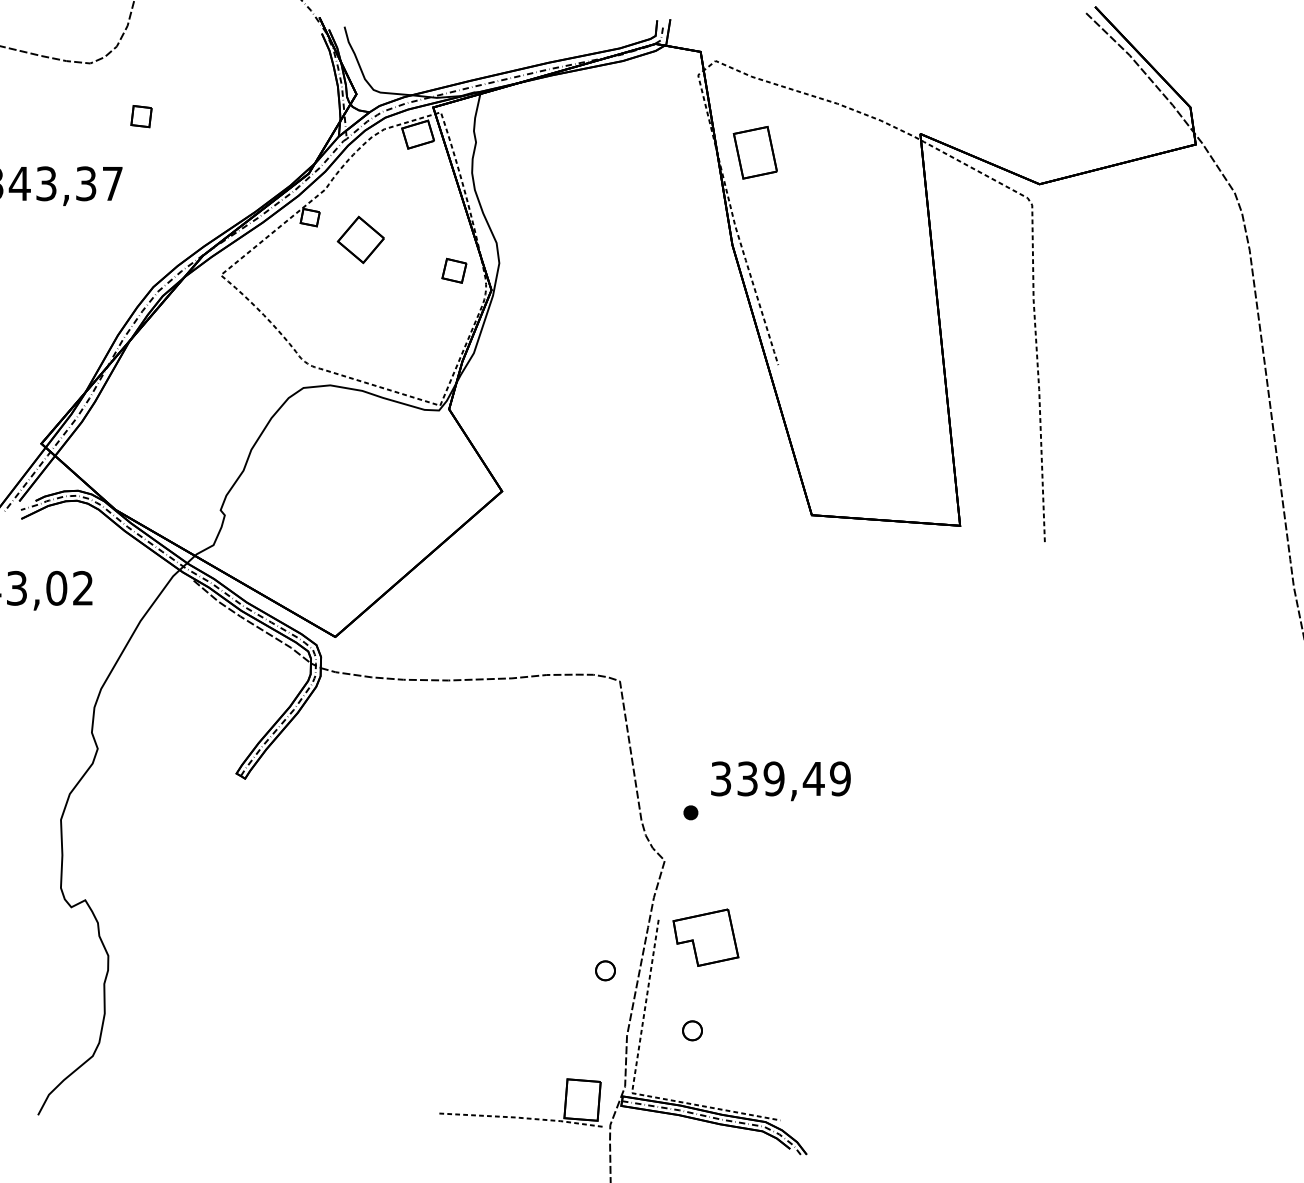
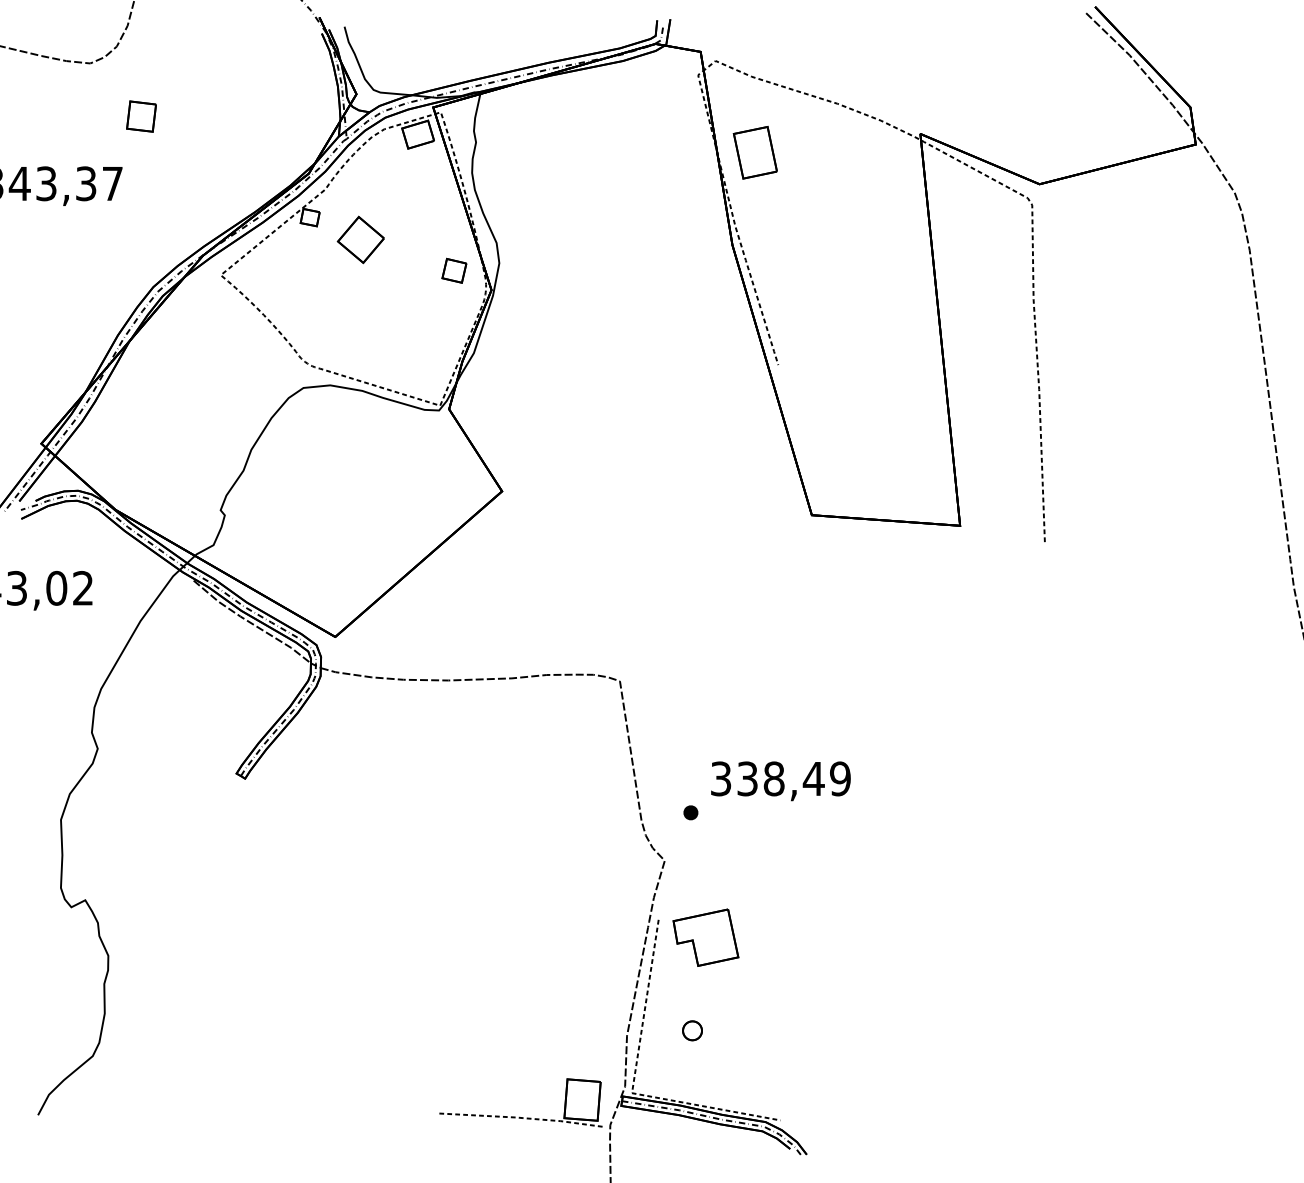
part size: 23x24 px -> 31x33 px (141, 116)
text: 339,49 -> 338,49 (773, 778)
part: present -> none (605, 970)
